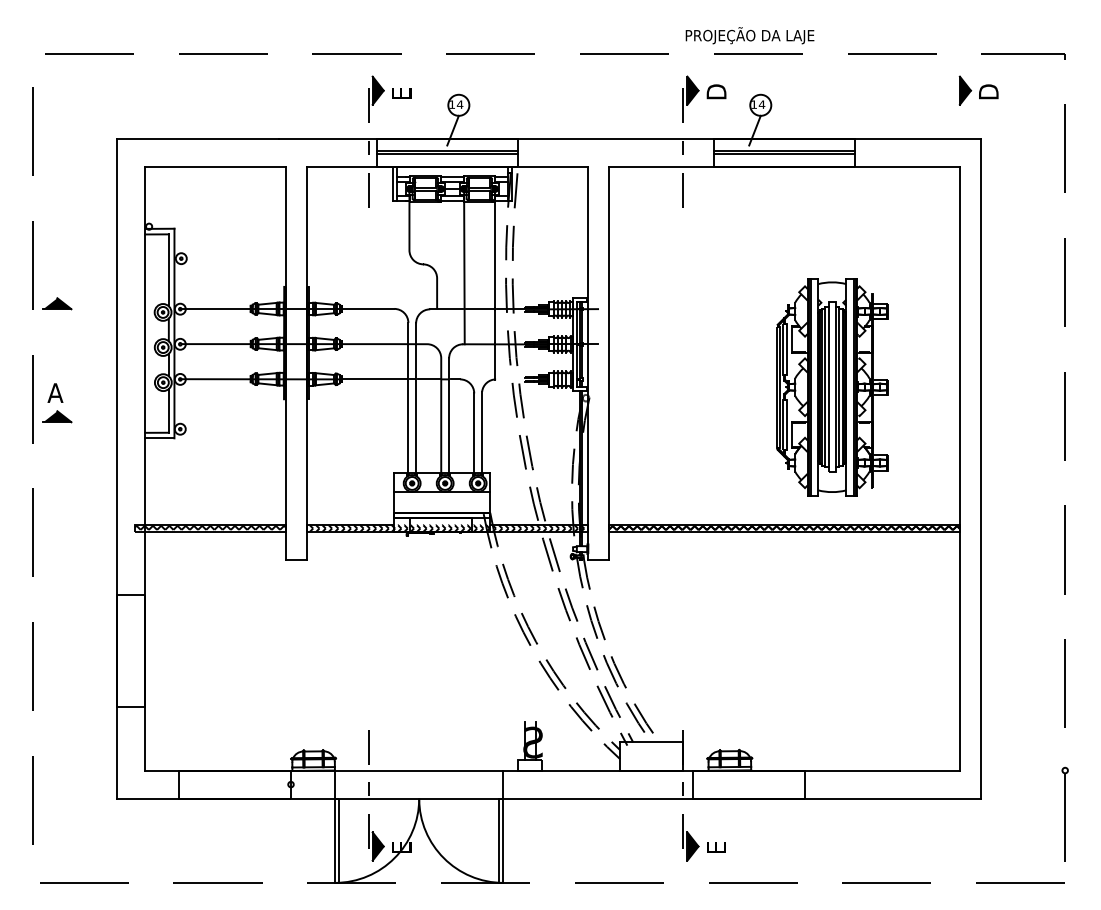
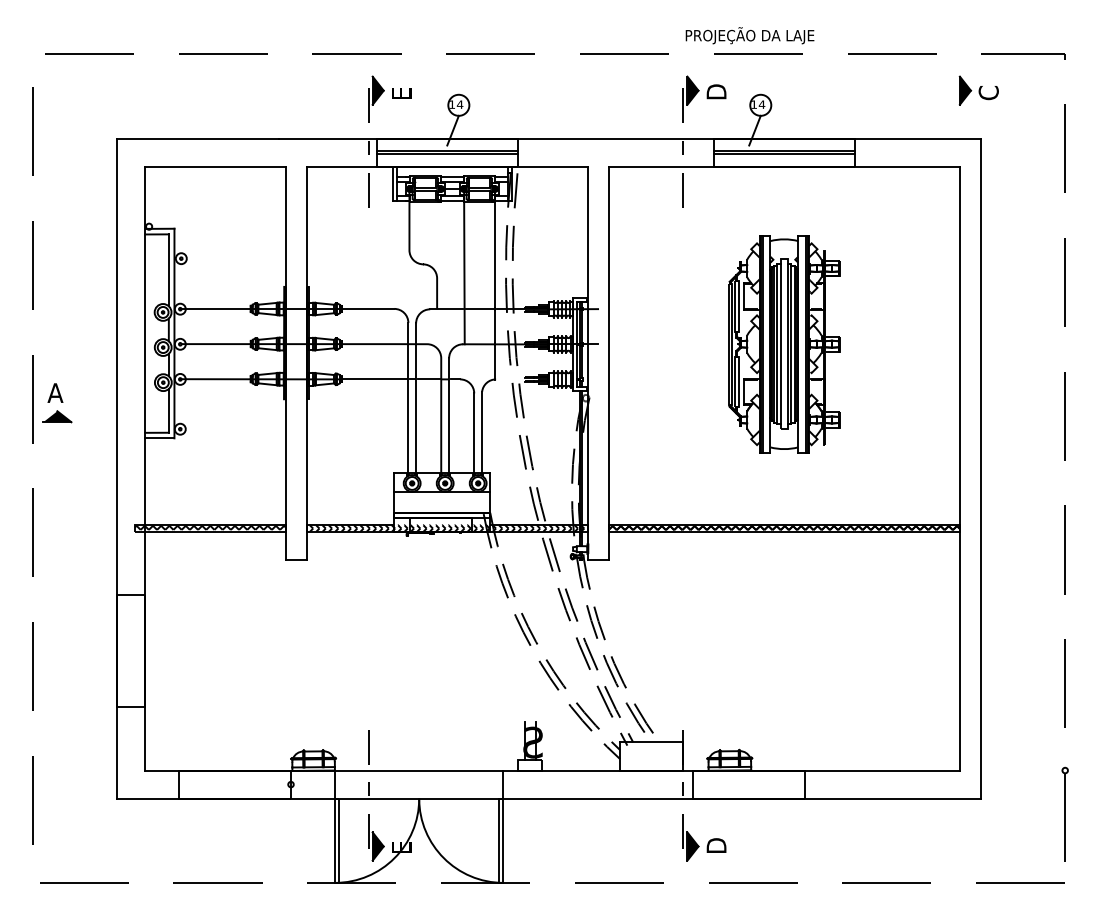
text: D -> C (988, 92)
part: present -> none (57, 303)
part position: (832, 387) -> (784, 344) (784, 344)
text: E -> D (716, 845)
